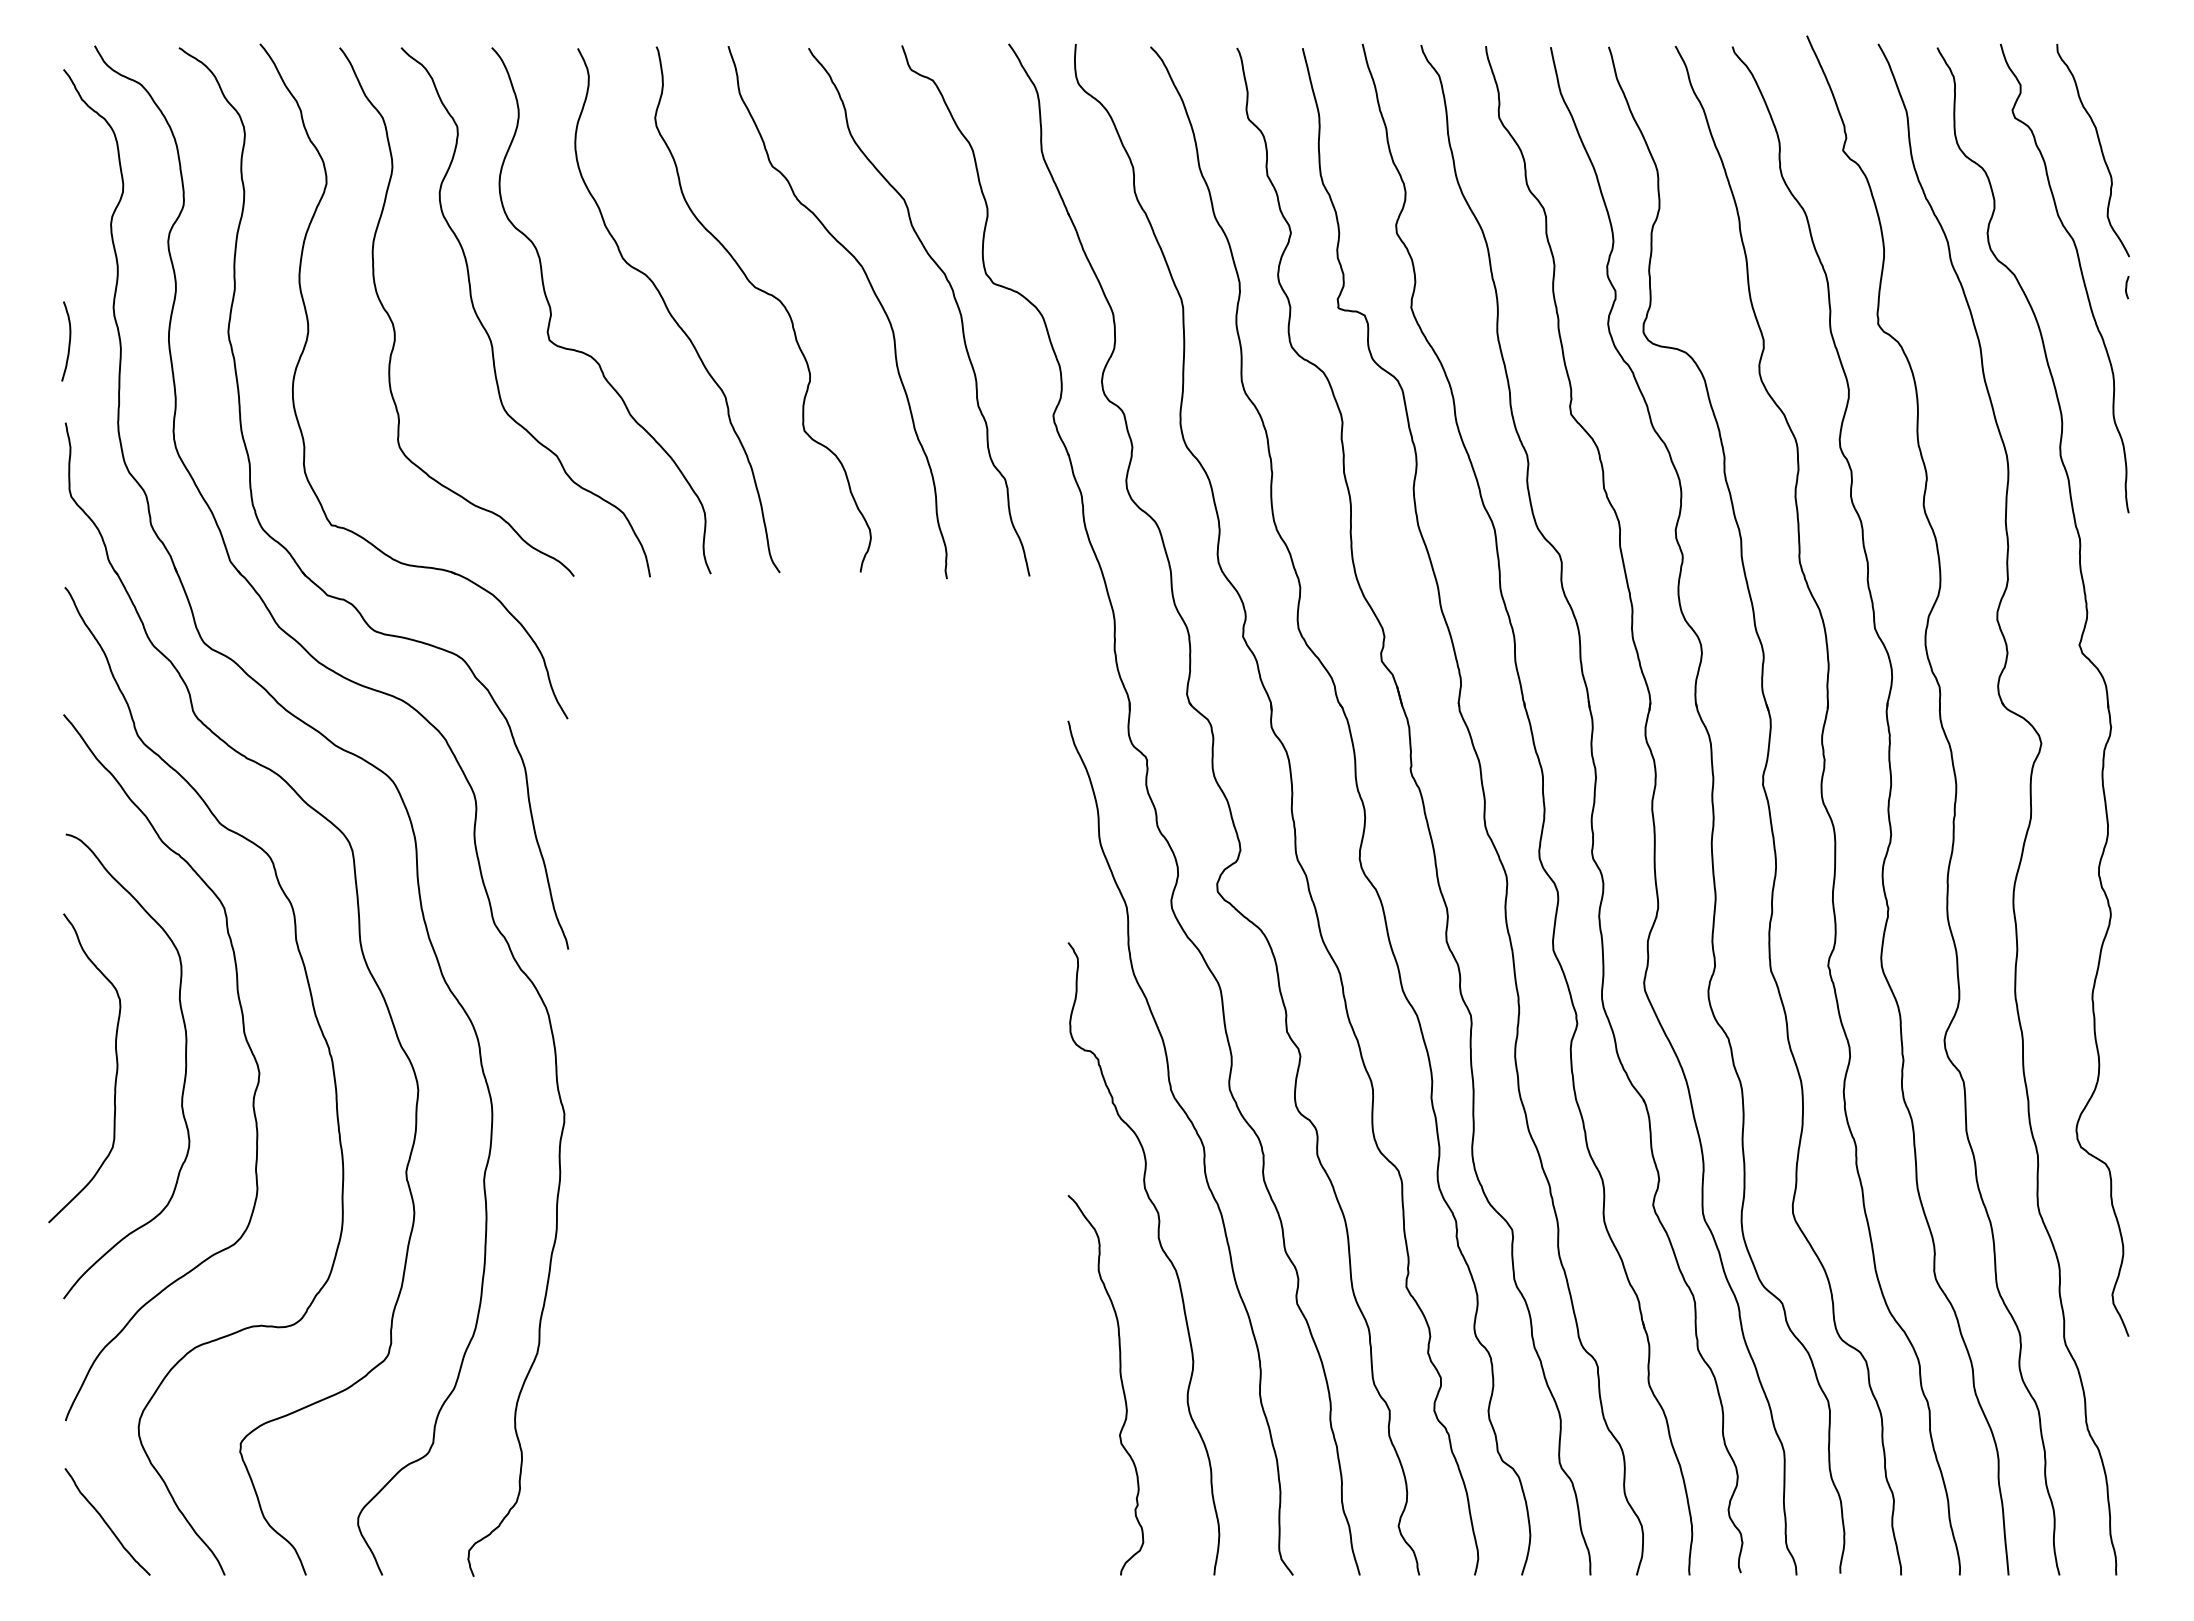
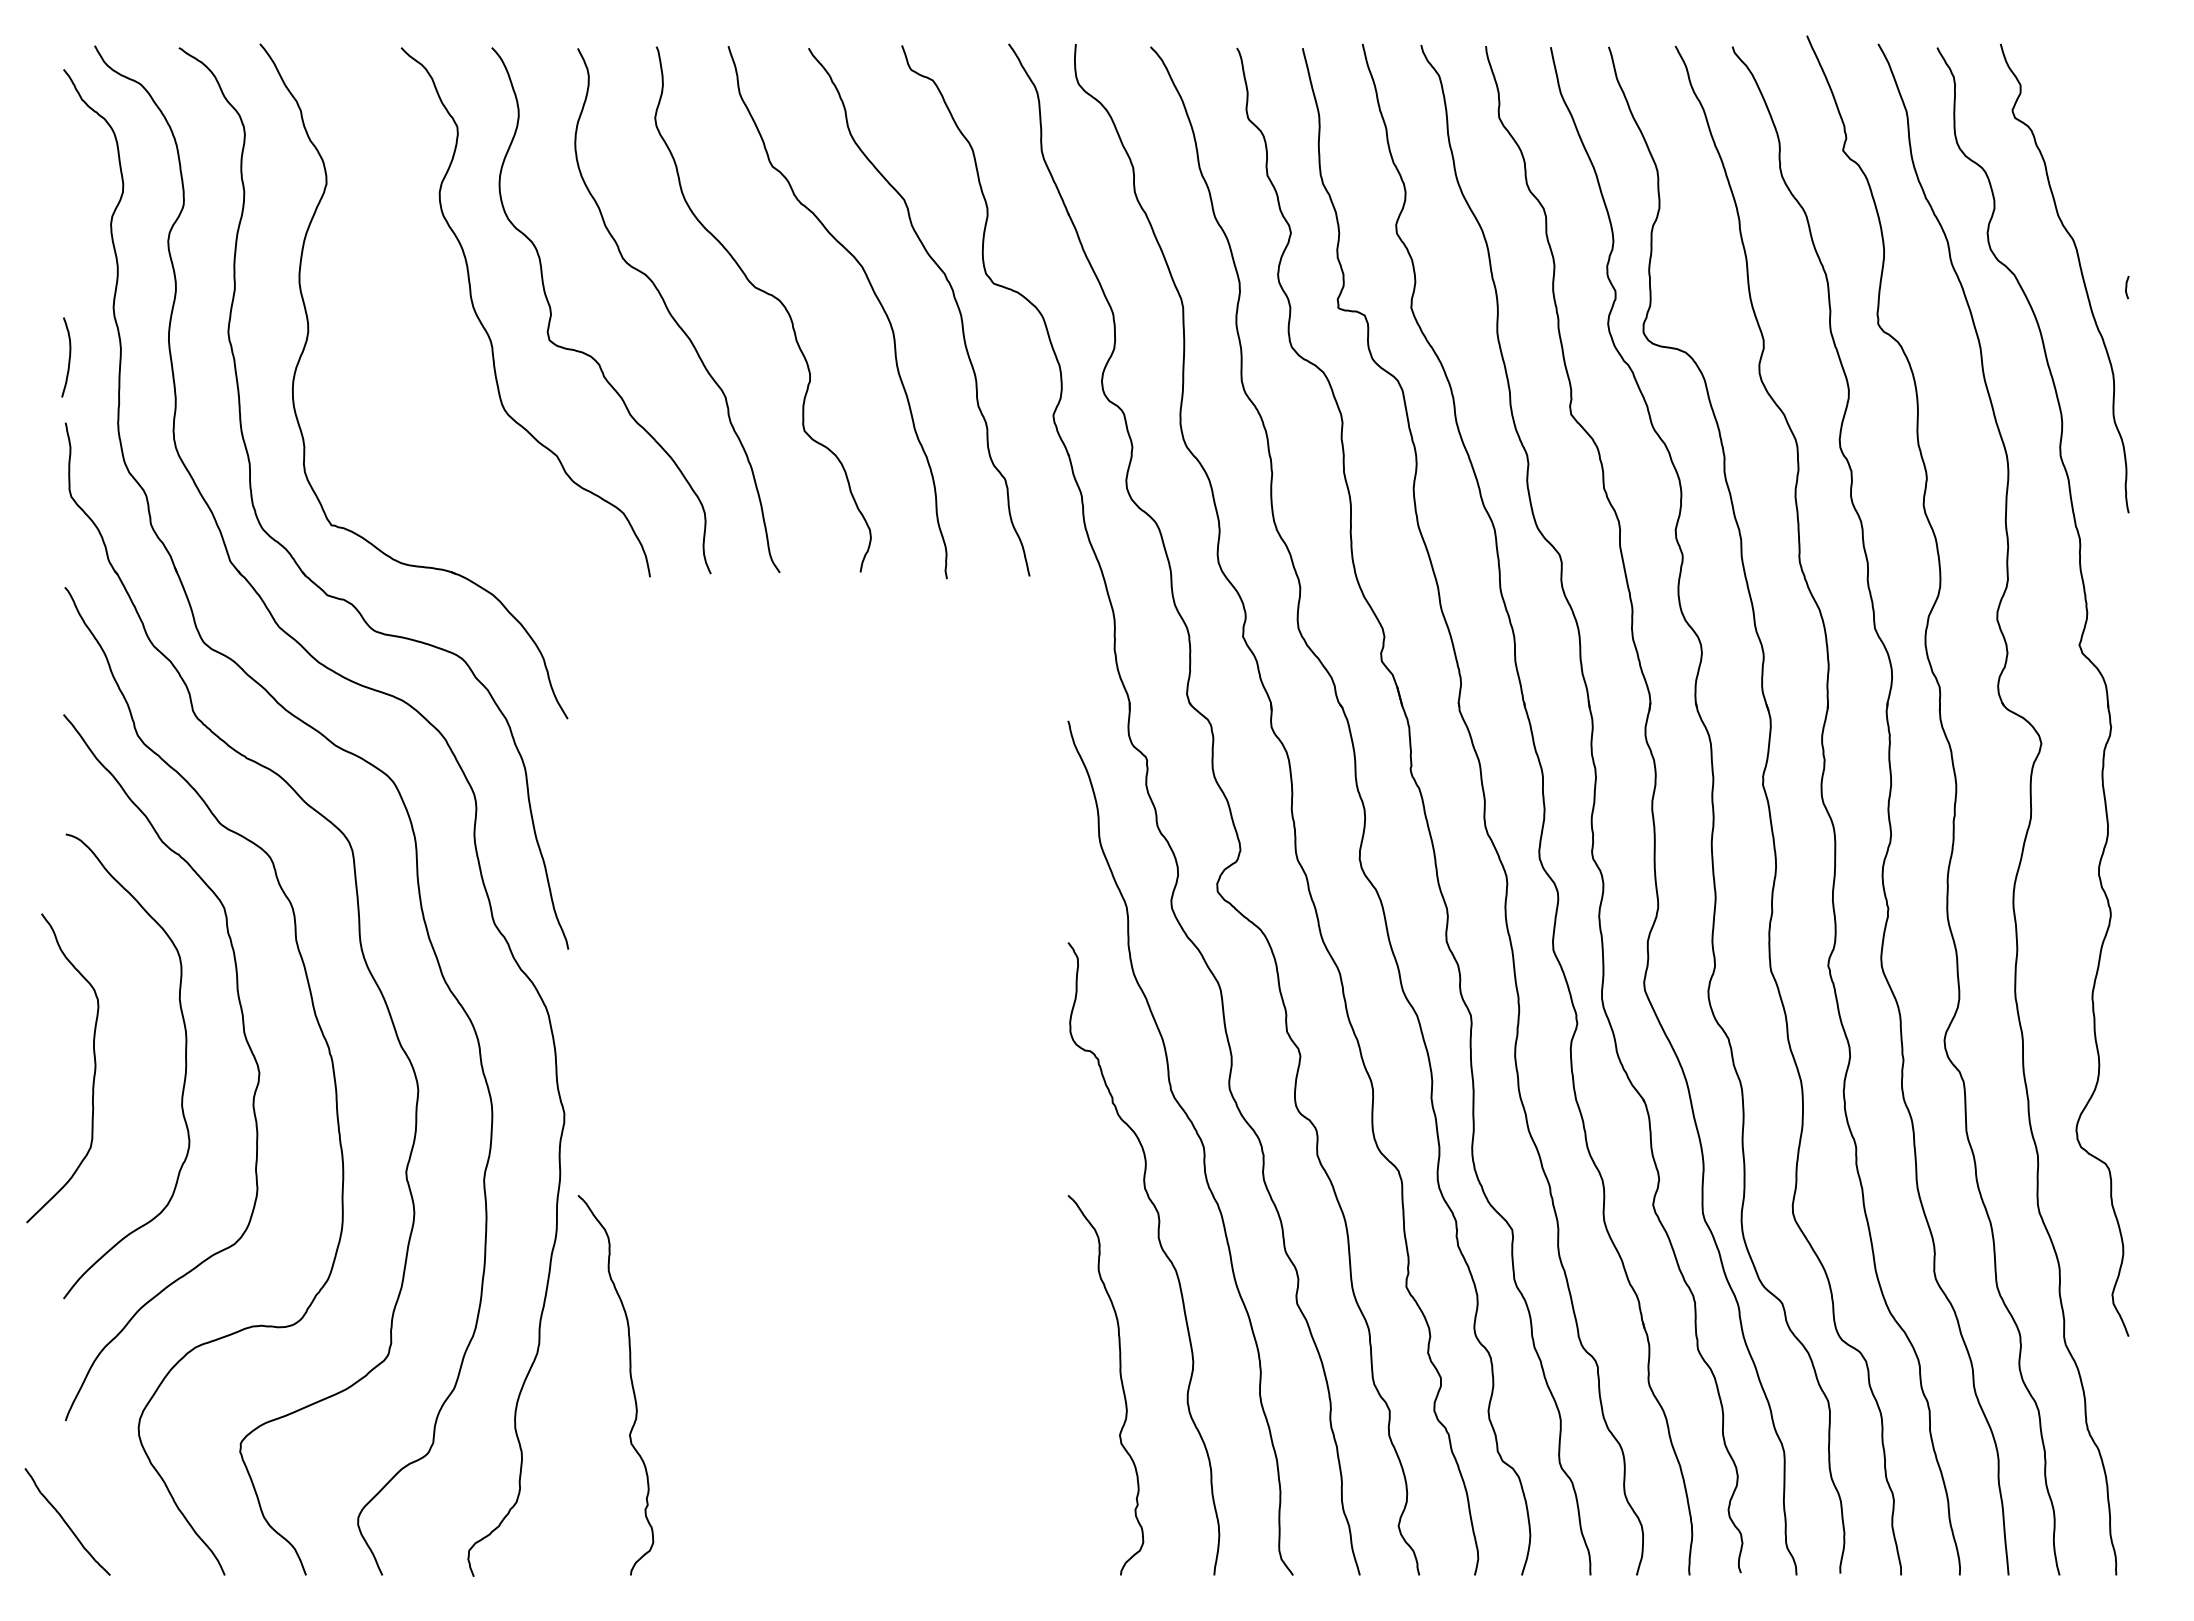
curve: present -> none (2100, 150)
curve: present -> none (394, 325)
curve position: (68, 342) -> (68, 358) (68, 358)
curve position: (115, 1074) -> (93, 1074) (93, 1074)
curve: none -> present (630, 1380)
curve position: (106, 1522) -> (66, 1522) (66, 1522)
